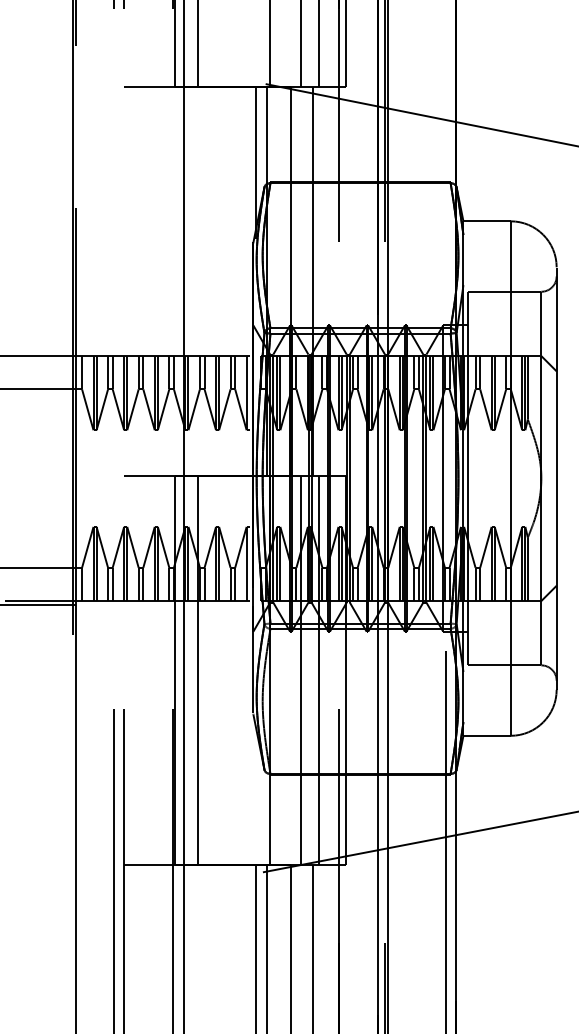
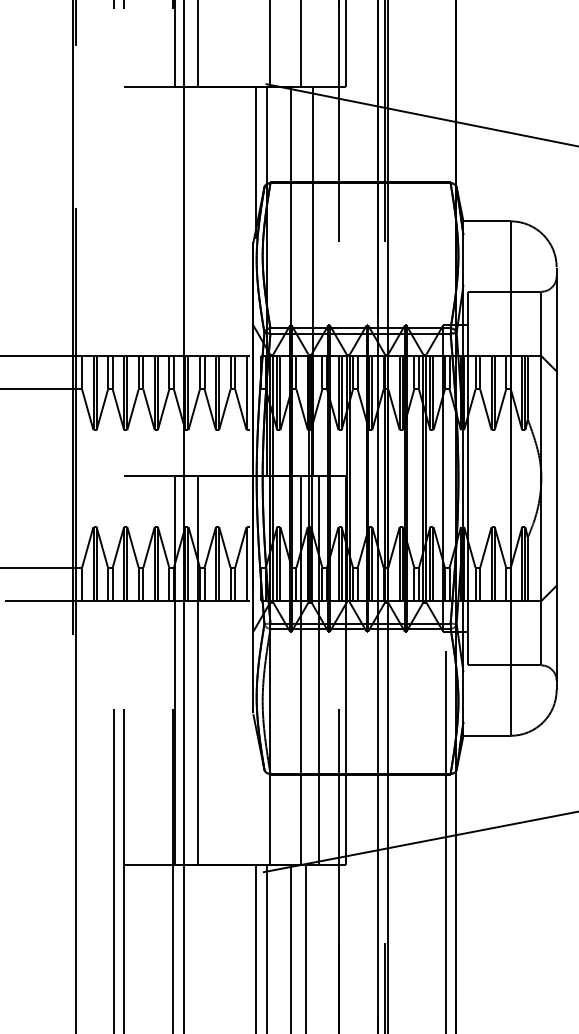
line: present -> none (318, 44)
line: present -> none (38, 604)
line position: (313, 947) -> (306, 947) (306, 947)
